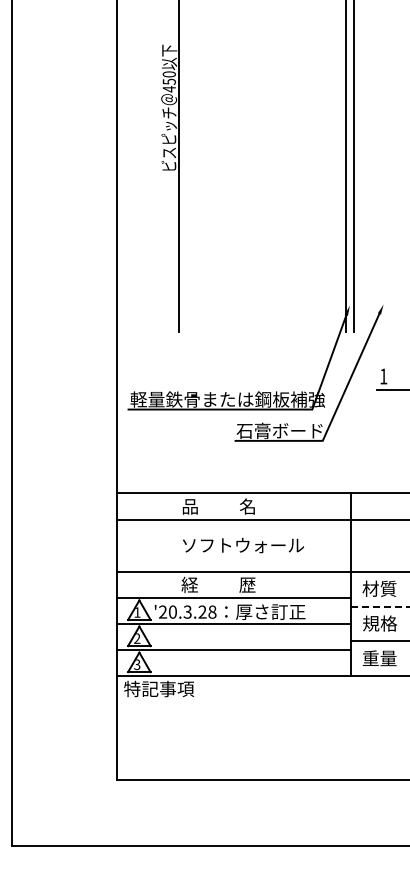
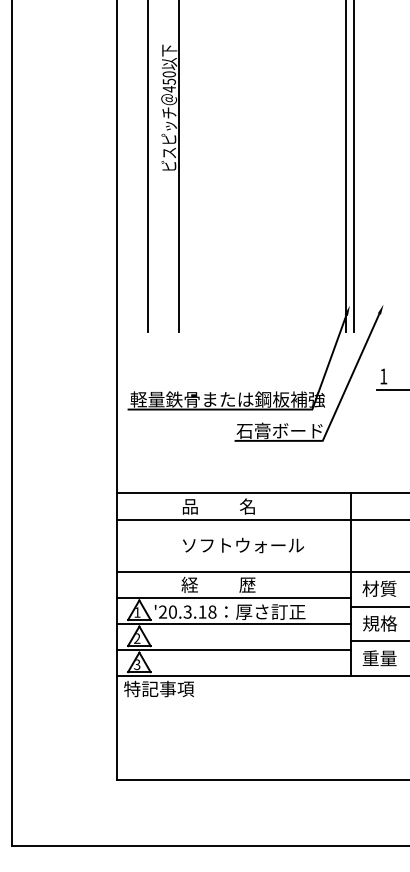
line: none -> present (147, 167)
line: dashed -> solid (380, 606)
text: '20.3.28 -> '20.3.18 (202, 611)
